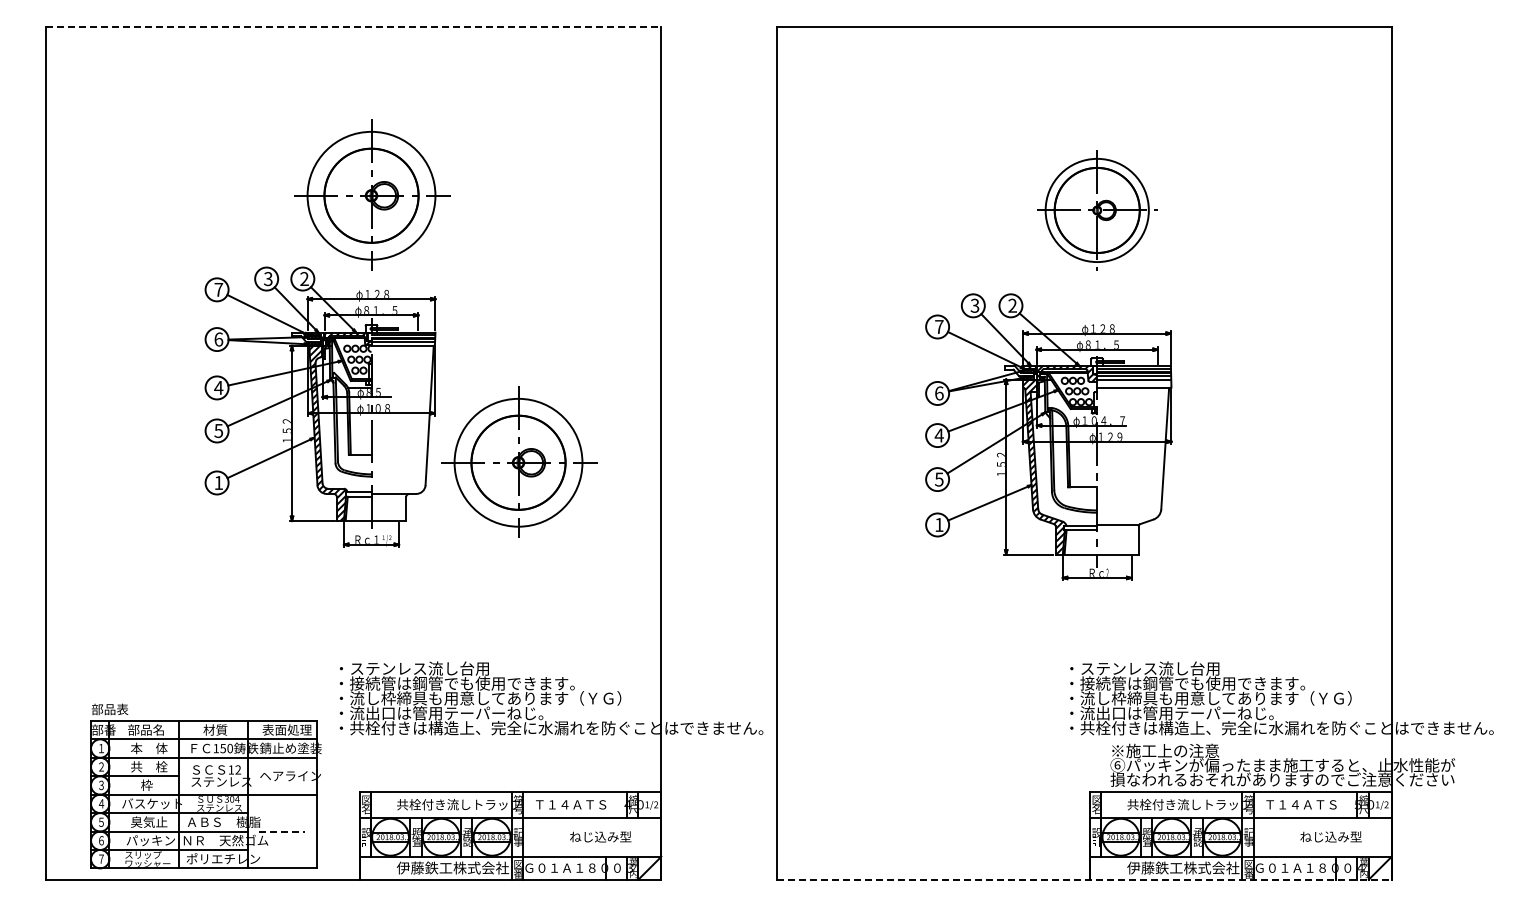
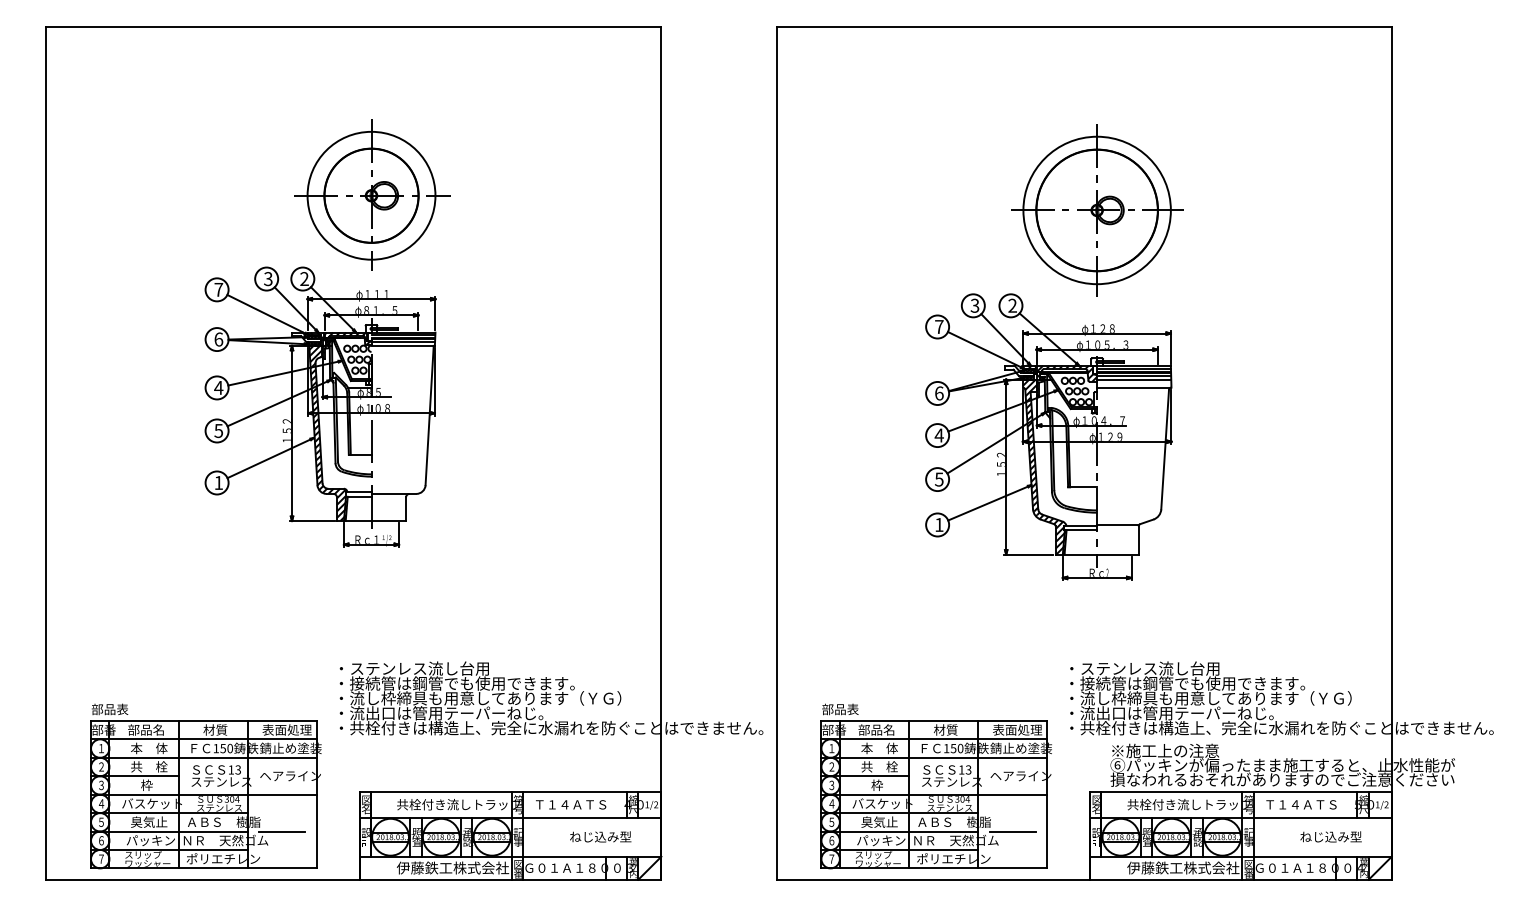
line: dashed -> solid (353, 27)
part size: 121x121 px -> 173x173 px (1097, 210)
text: φ１２８ -> φ１１１ (382, 293)
text: φ８１．５ -> φ１０５．３ (1106, 344)
part: present -> none (519, 461)
text: 12 -> 13 (238, 770)
part: none -> present (935, 786)
line: dashed -> solid (282, 831)
line: dashed -> solid (1084, 879)
